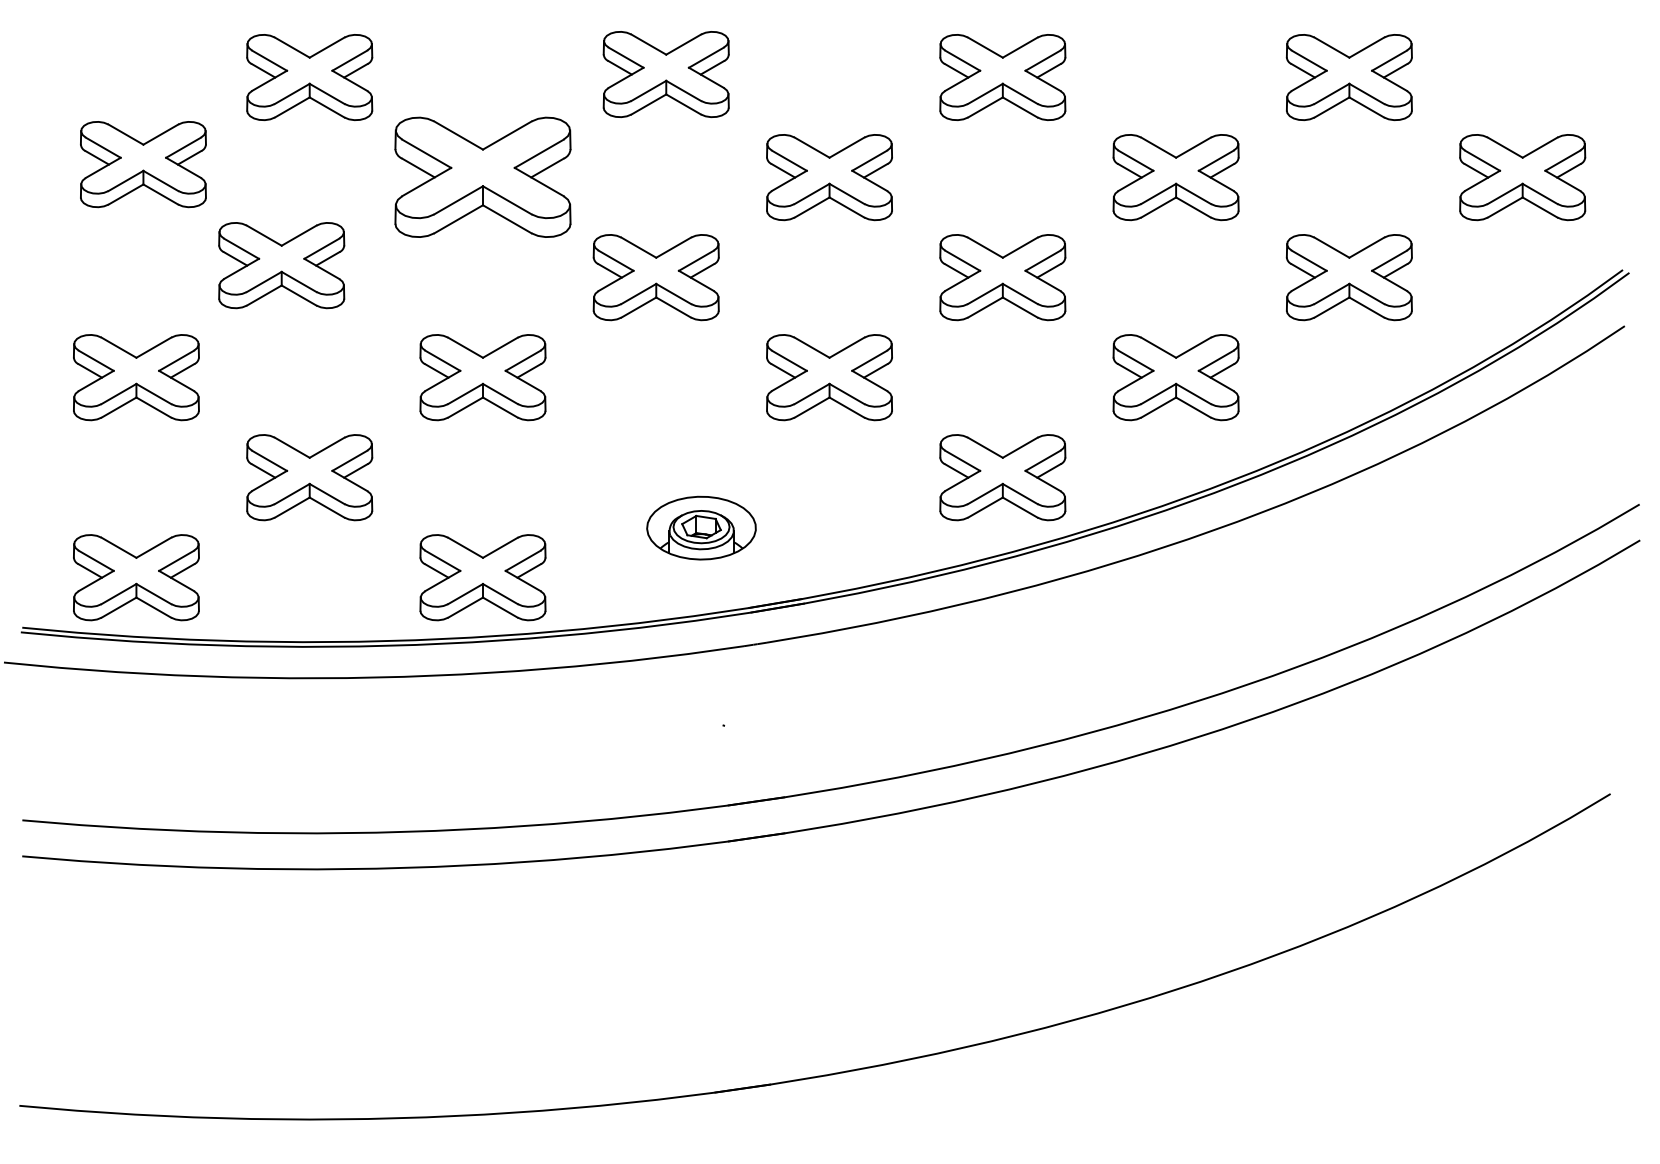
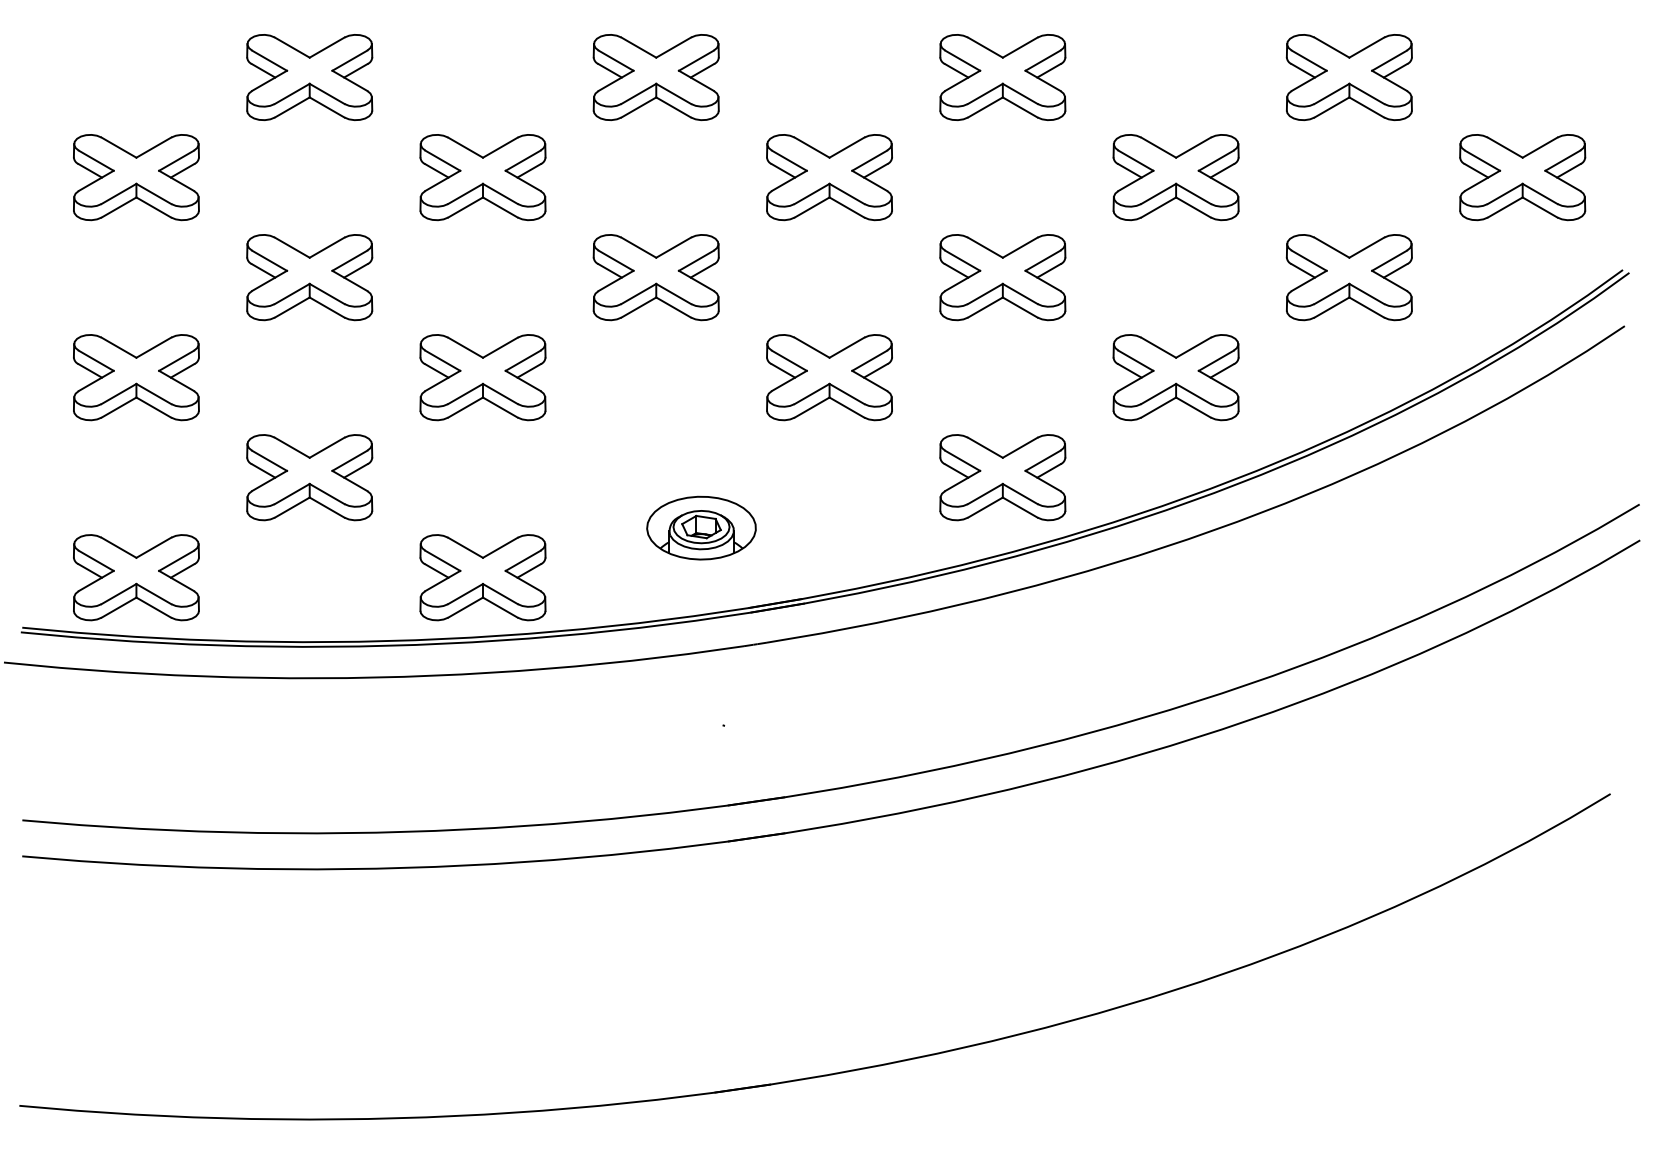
part position: (665, 74) -> (655, 77) (655, 77)
part position: (143, 164) -> (136, 177) (136, 177)
part size: 178x122 px -> 128x88 px (482, 177)
part position: (281, 265) -> (309, 277) (309, 277)
